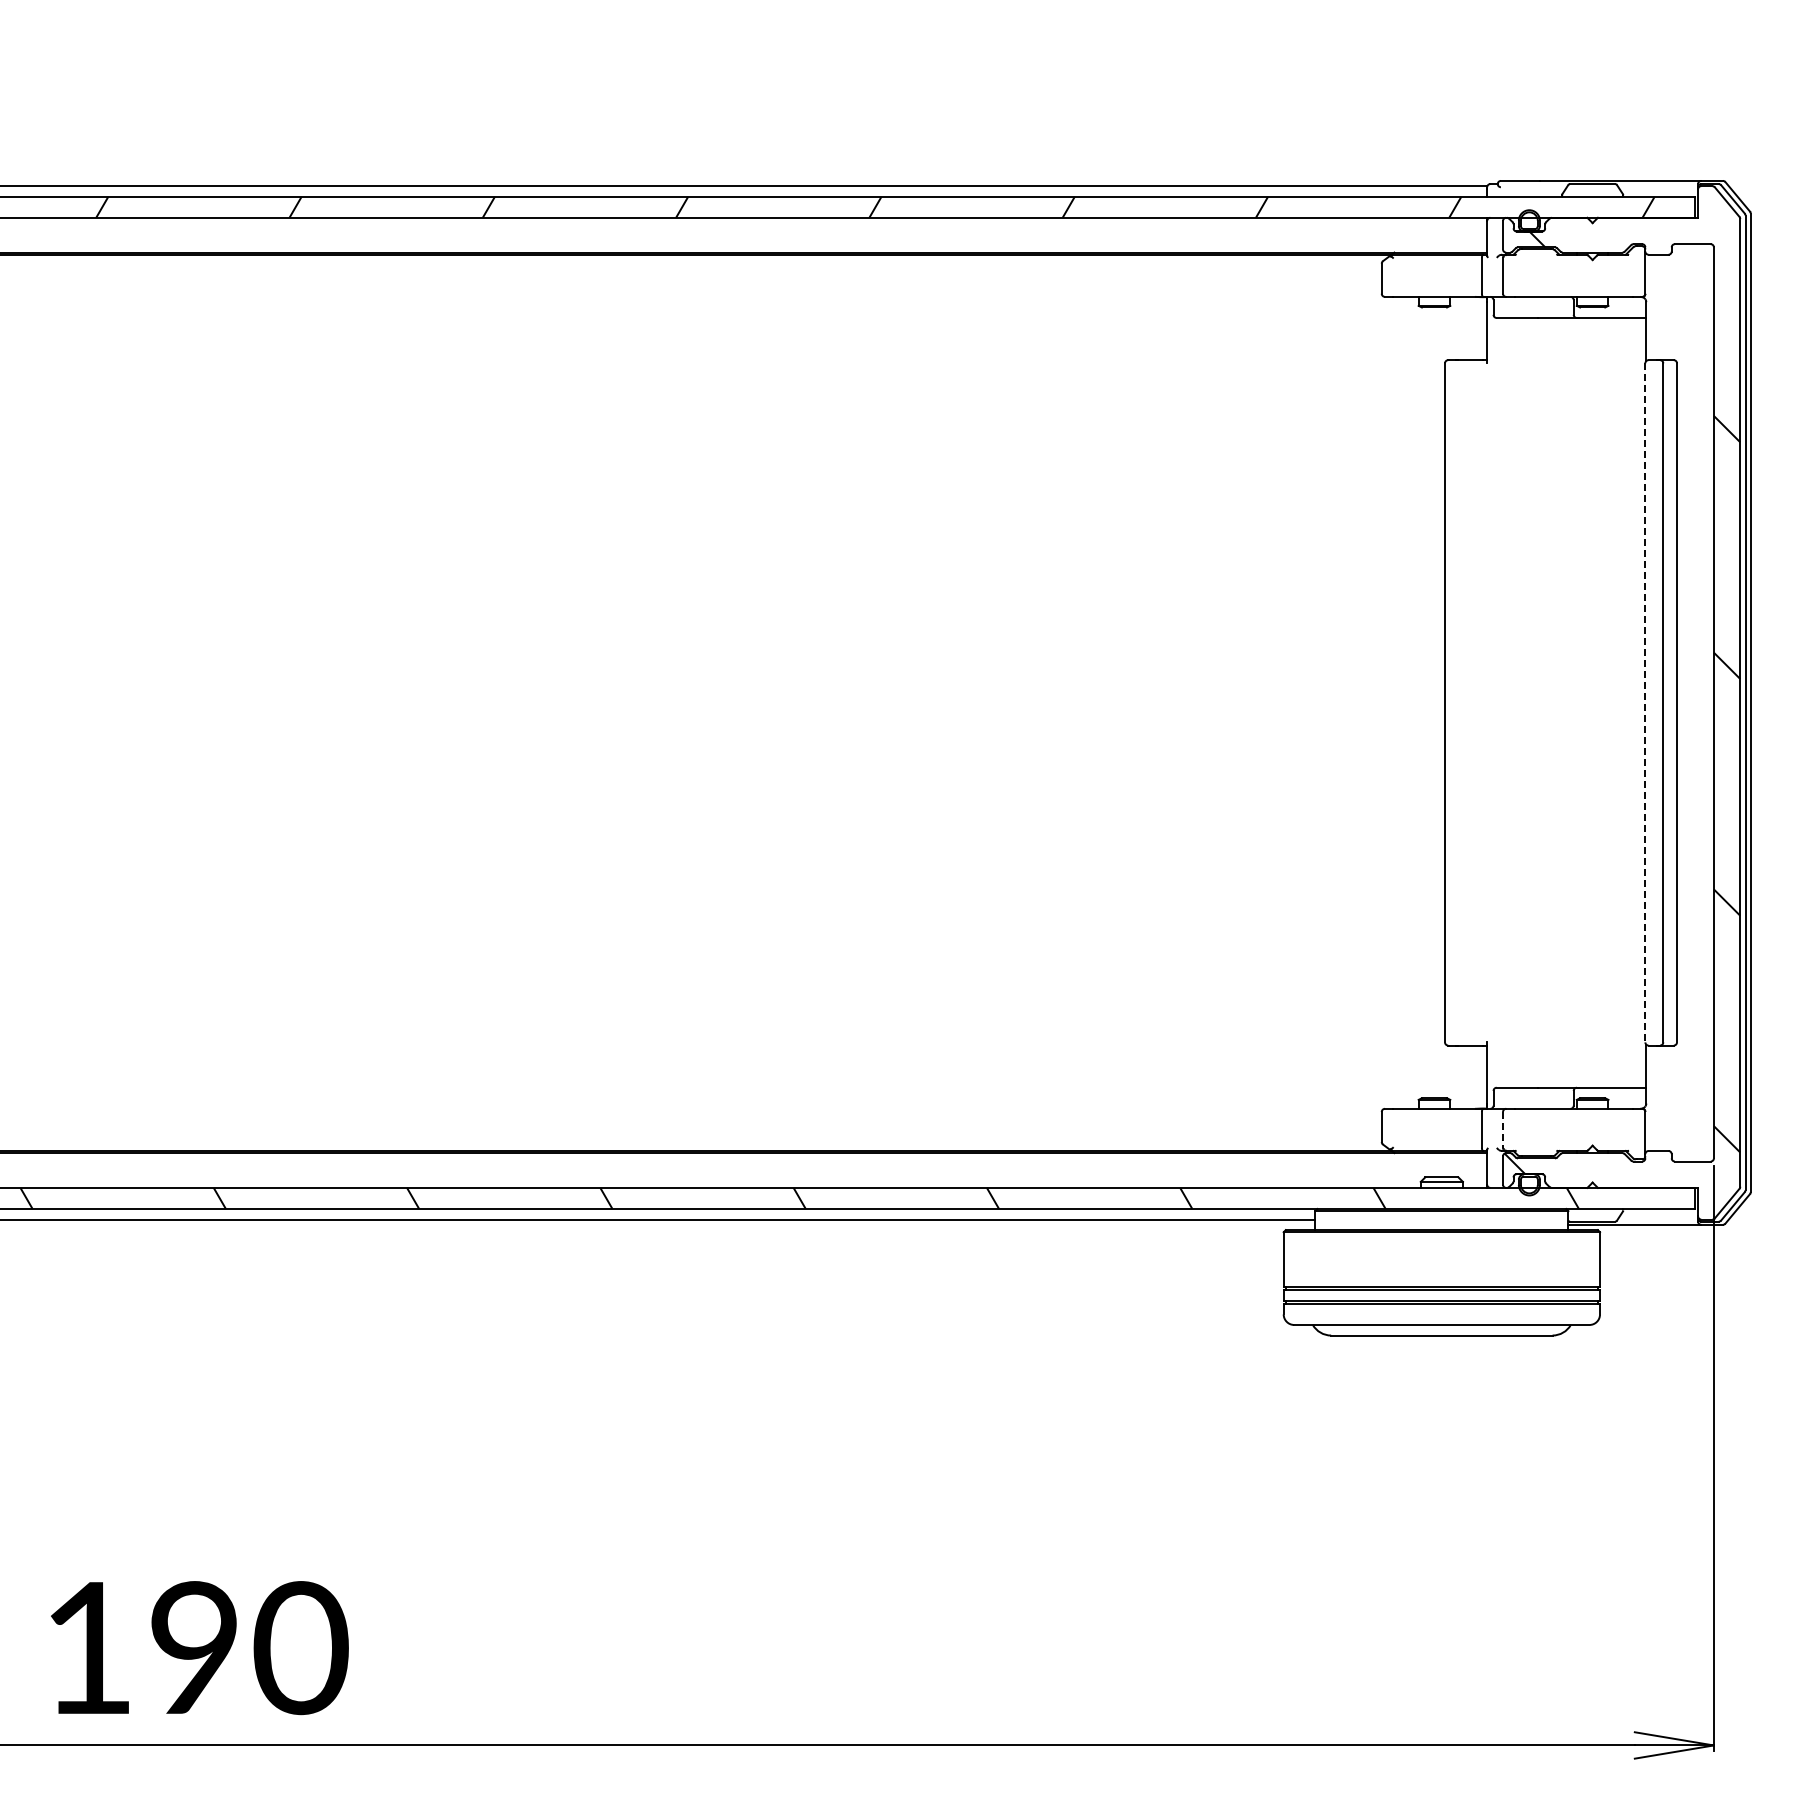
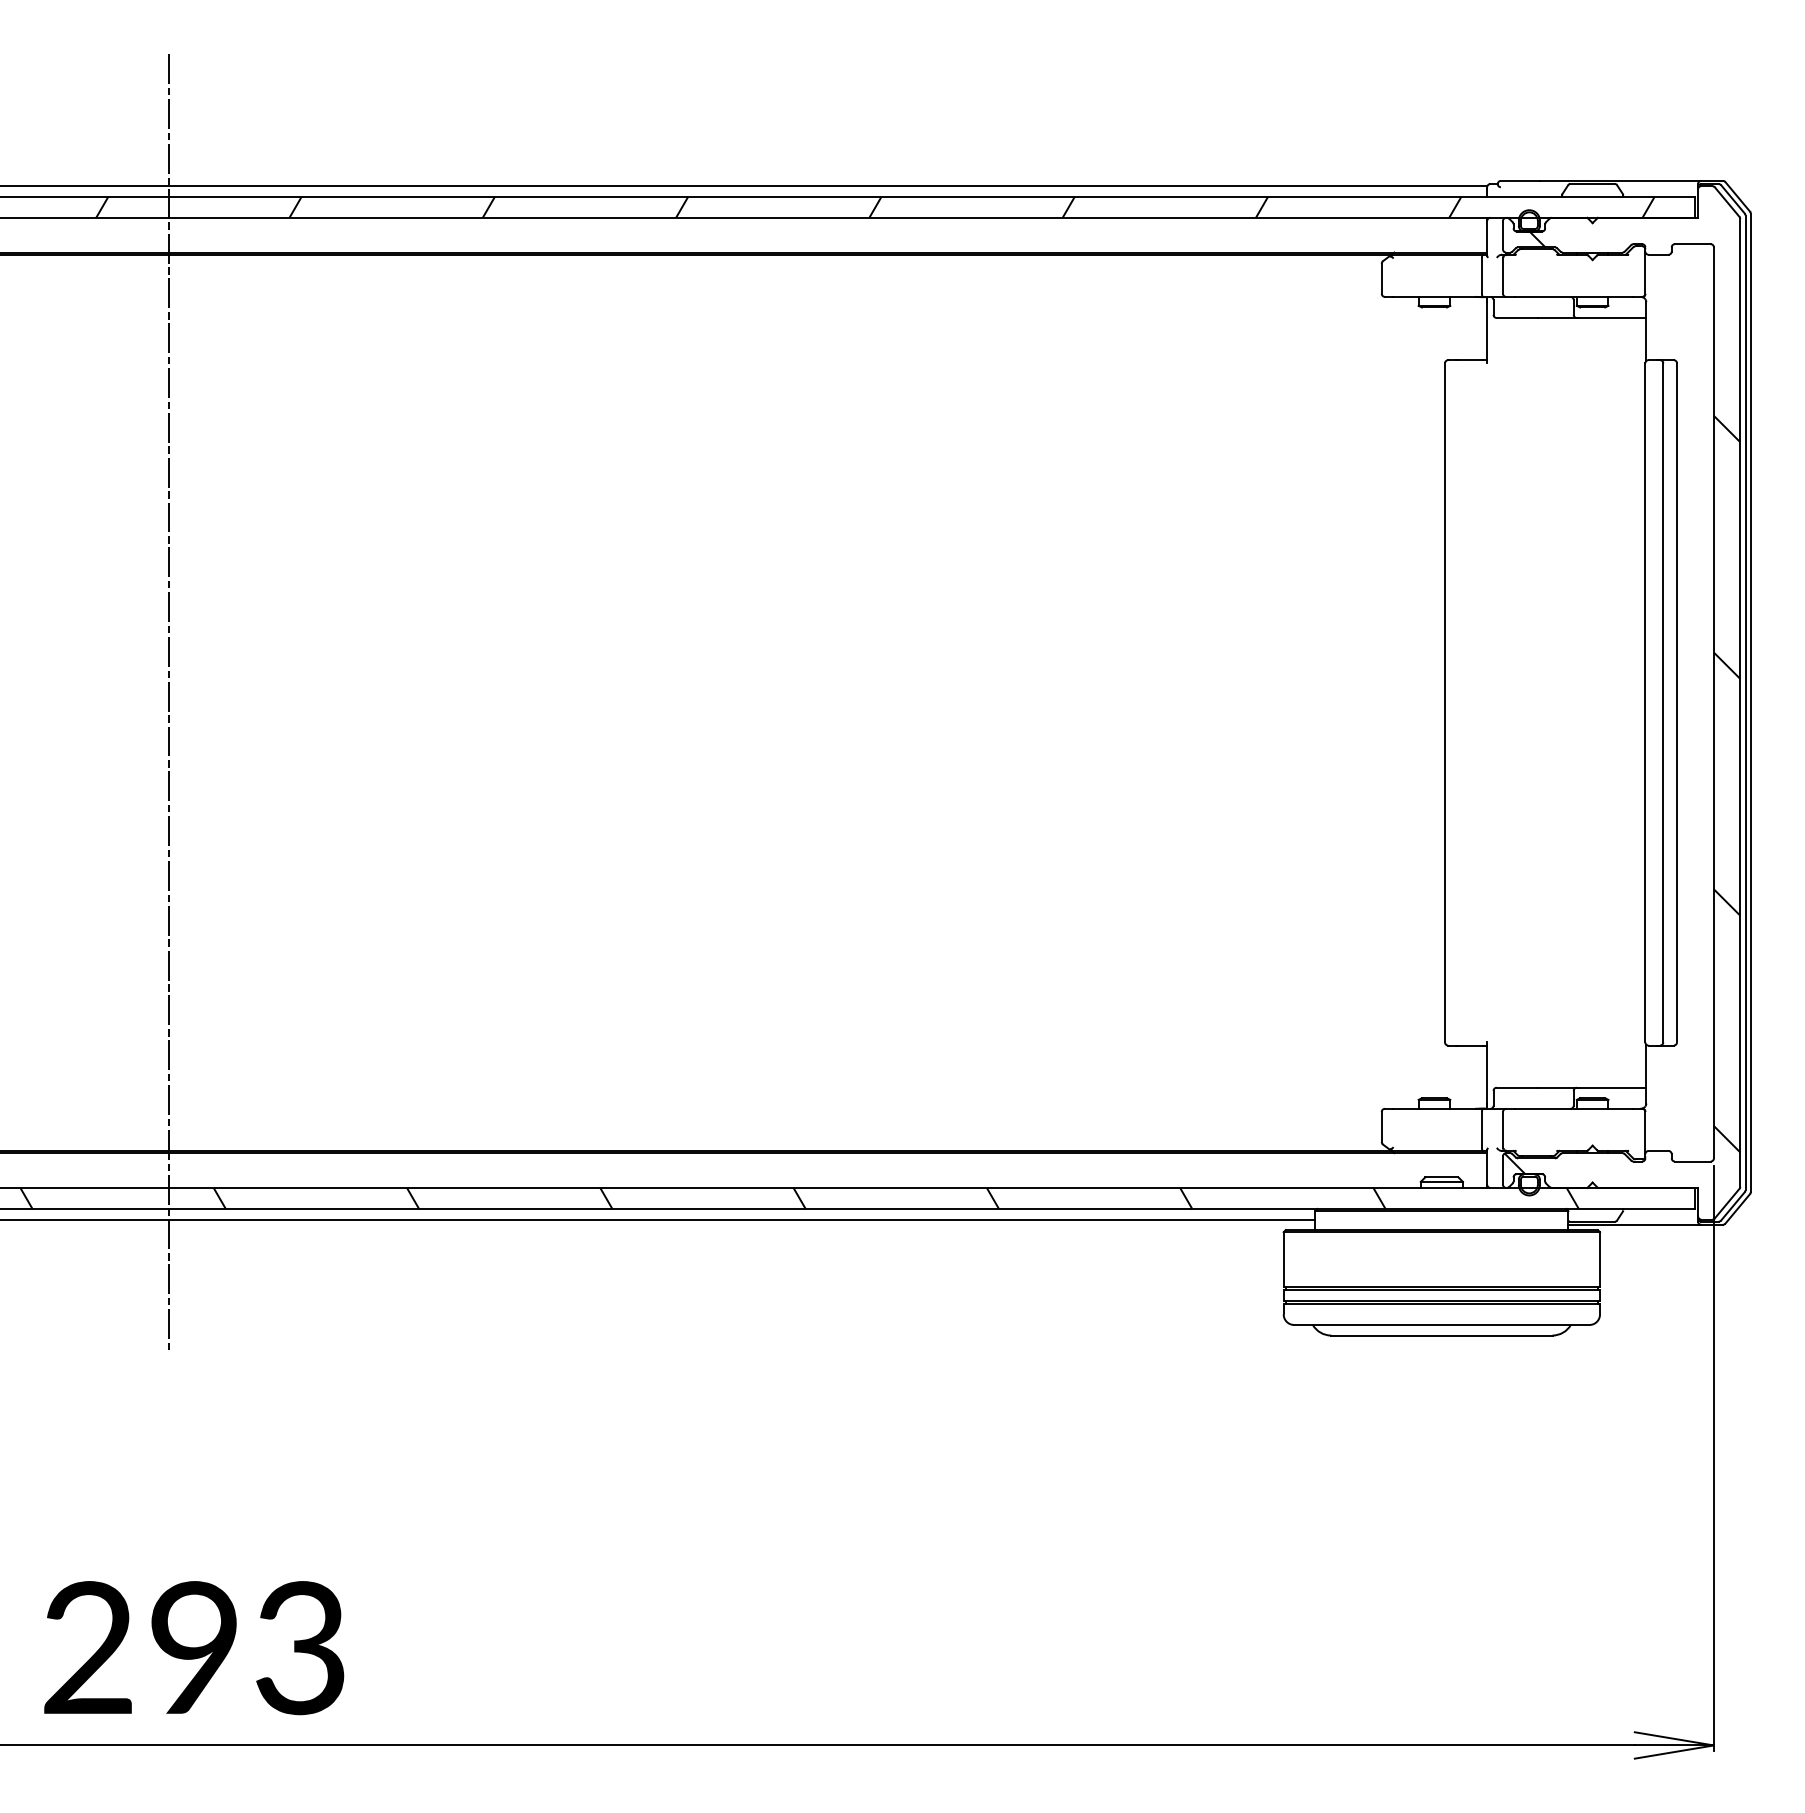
line: none -> present (169, 702)
line: dashed -> solid (1645, 702)
line: dashed -> solid (1503, 1129)
text: 190 -> 293 (196, 1648)
